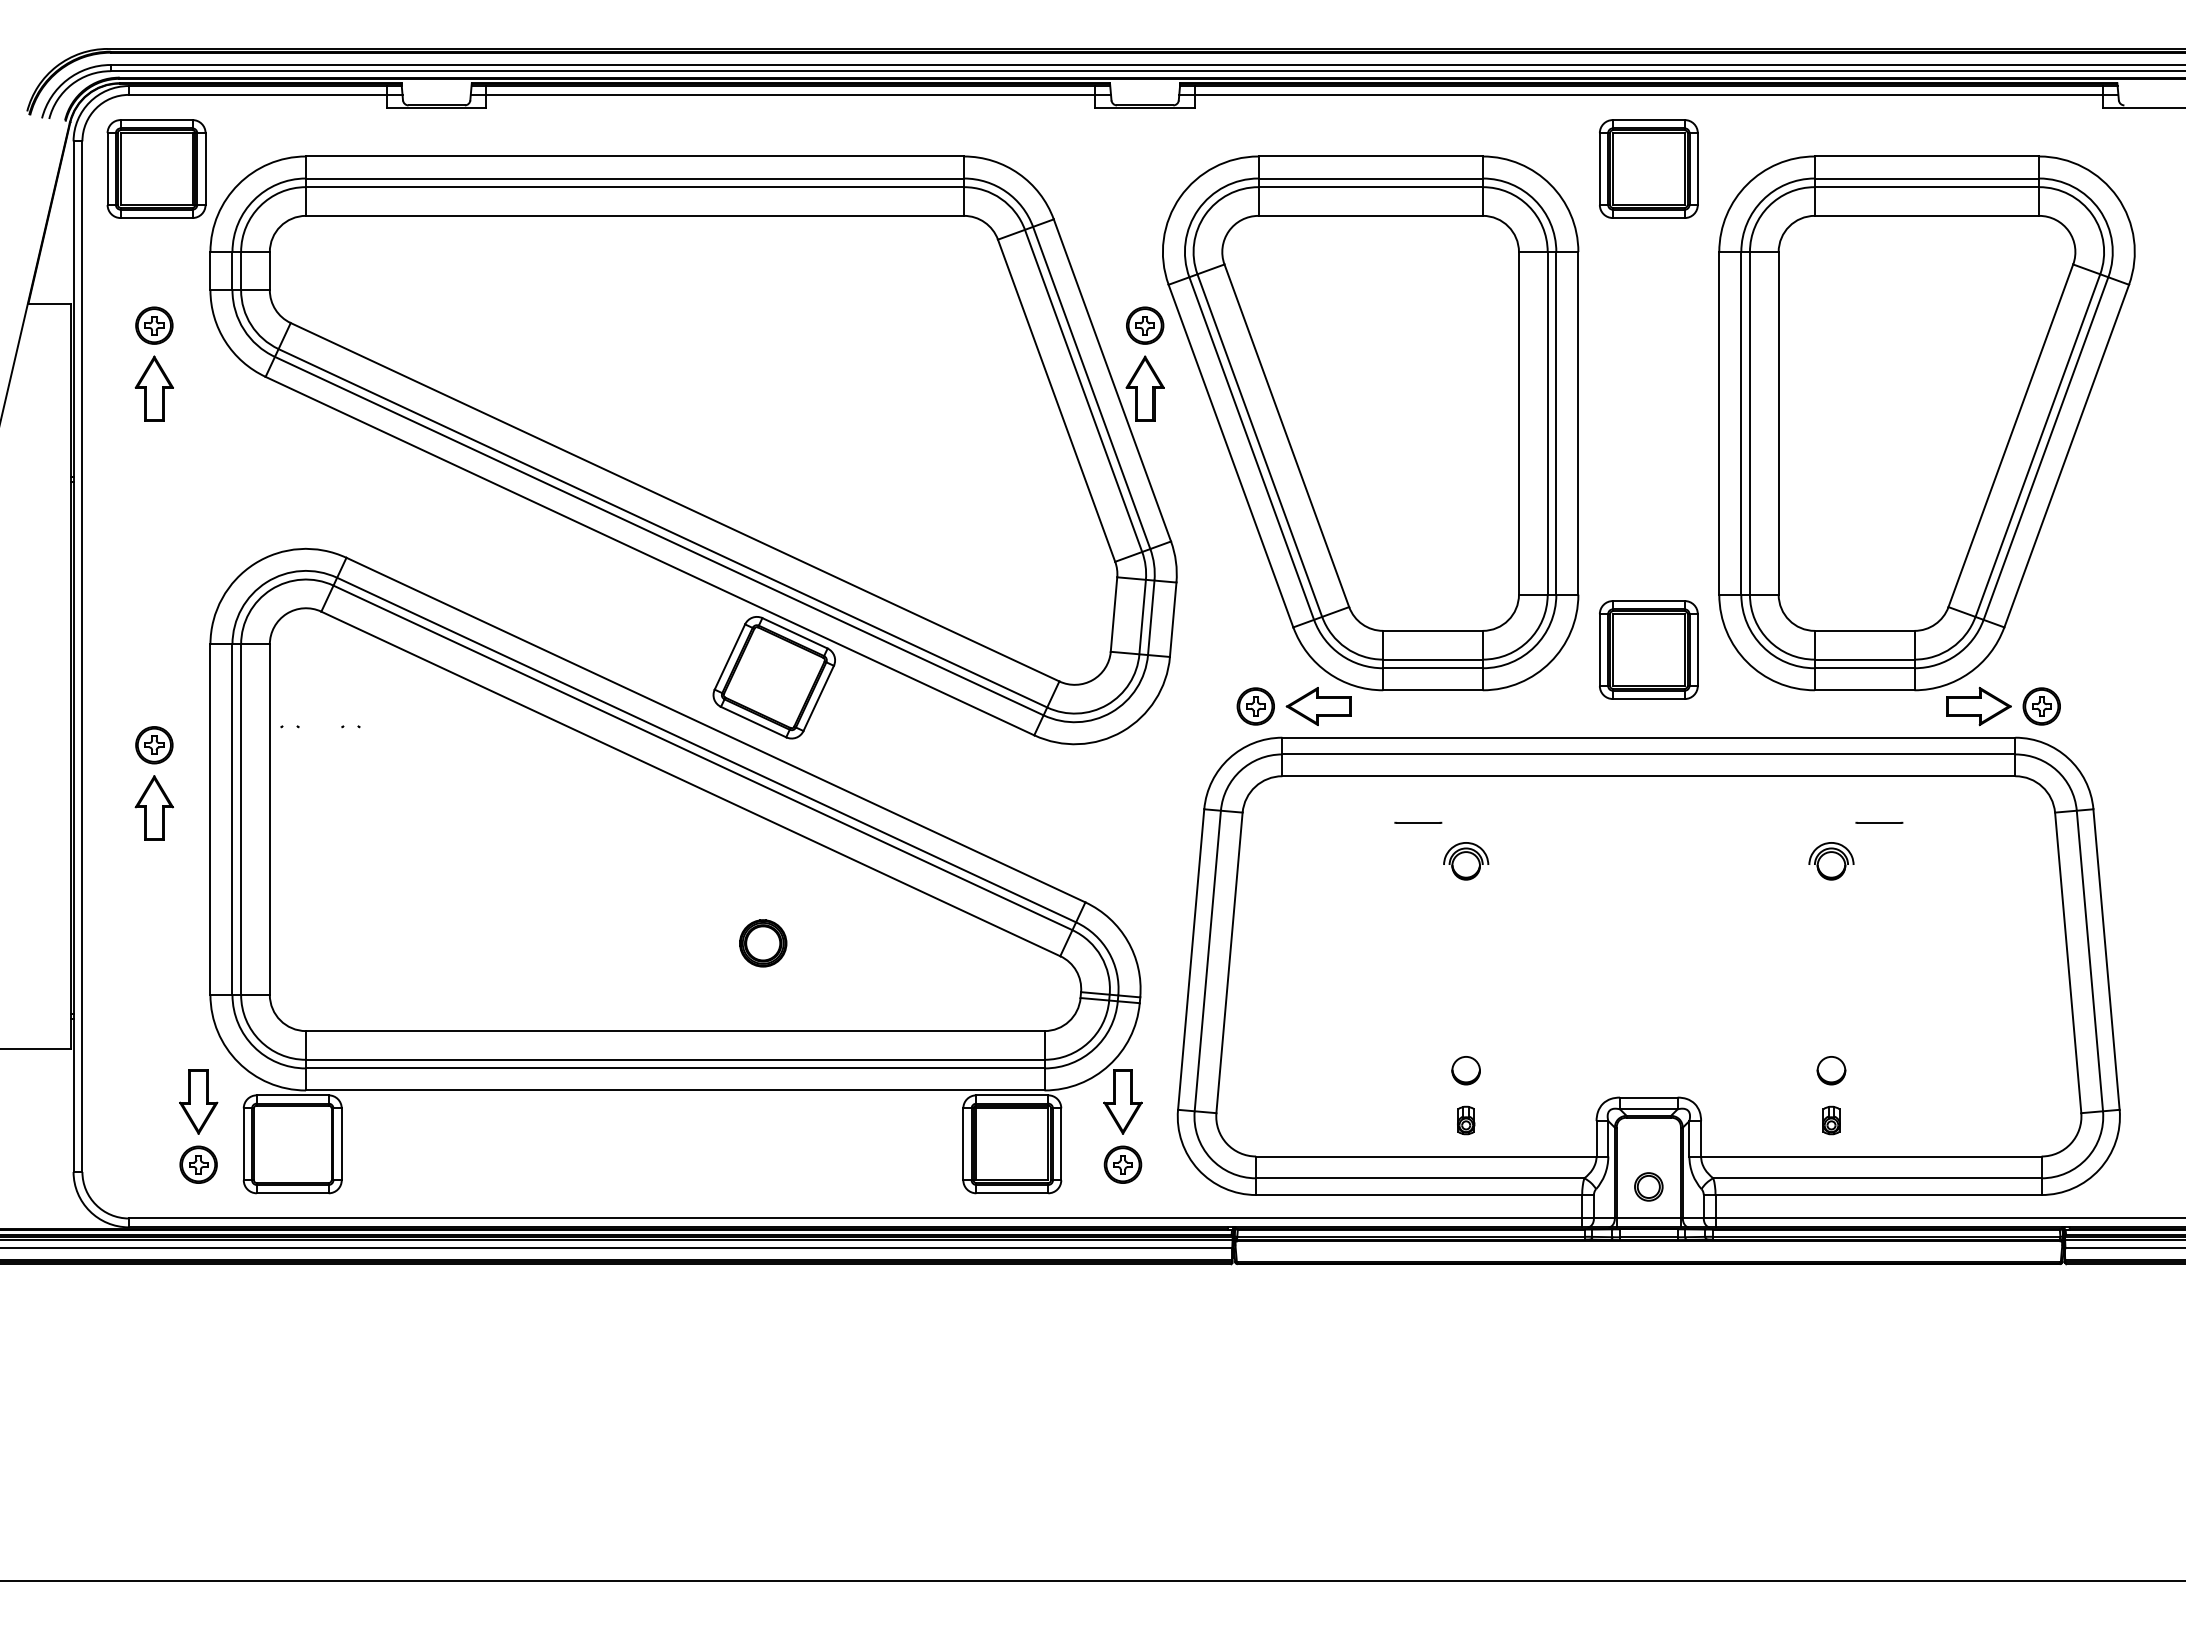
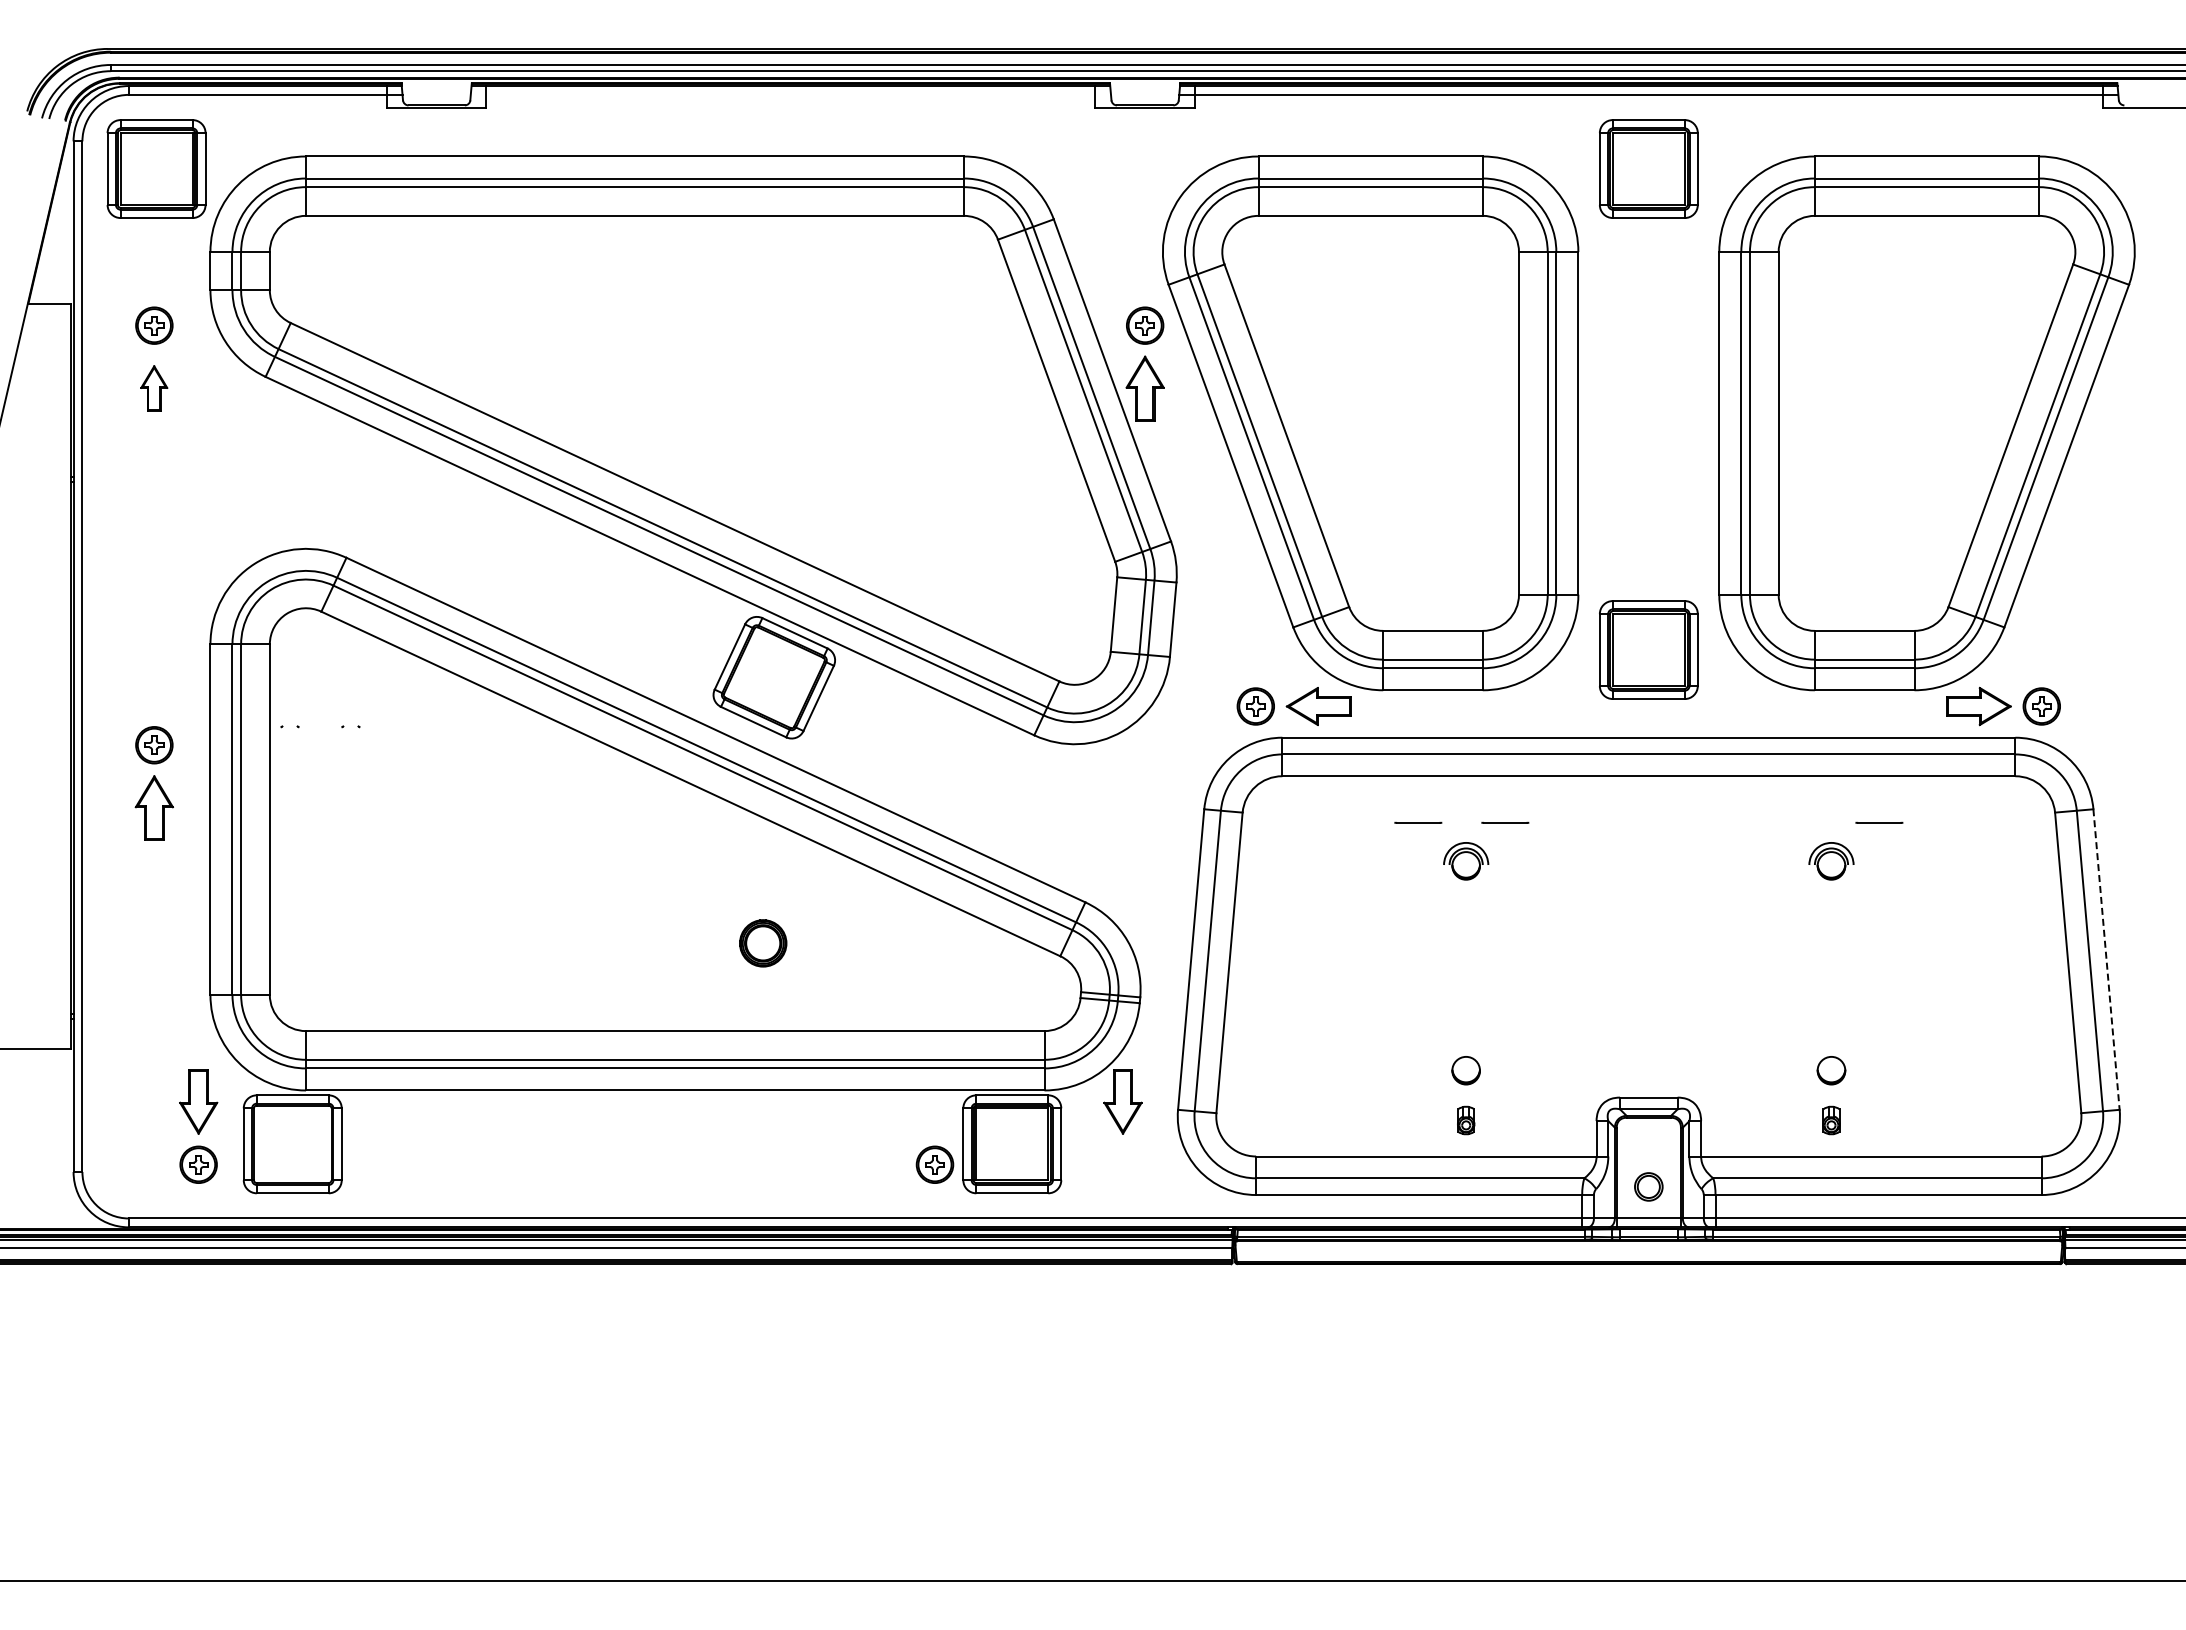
line: present -> none (790, 94)
part size: 40x67 px -> 29x47 px (154, 388)
line: none -> present (1505, 822)
line: solid -> dashed (2106, 959)
part position: (1122, 1164) -> (934, 1164) (934, 1164)
